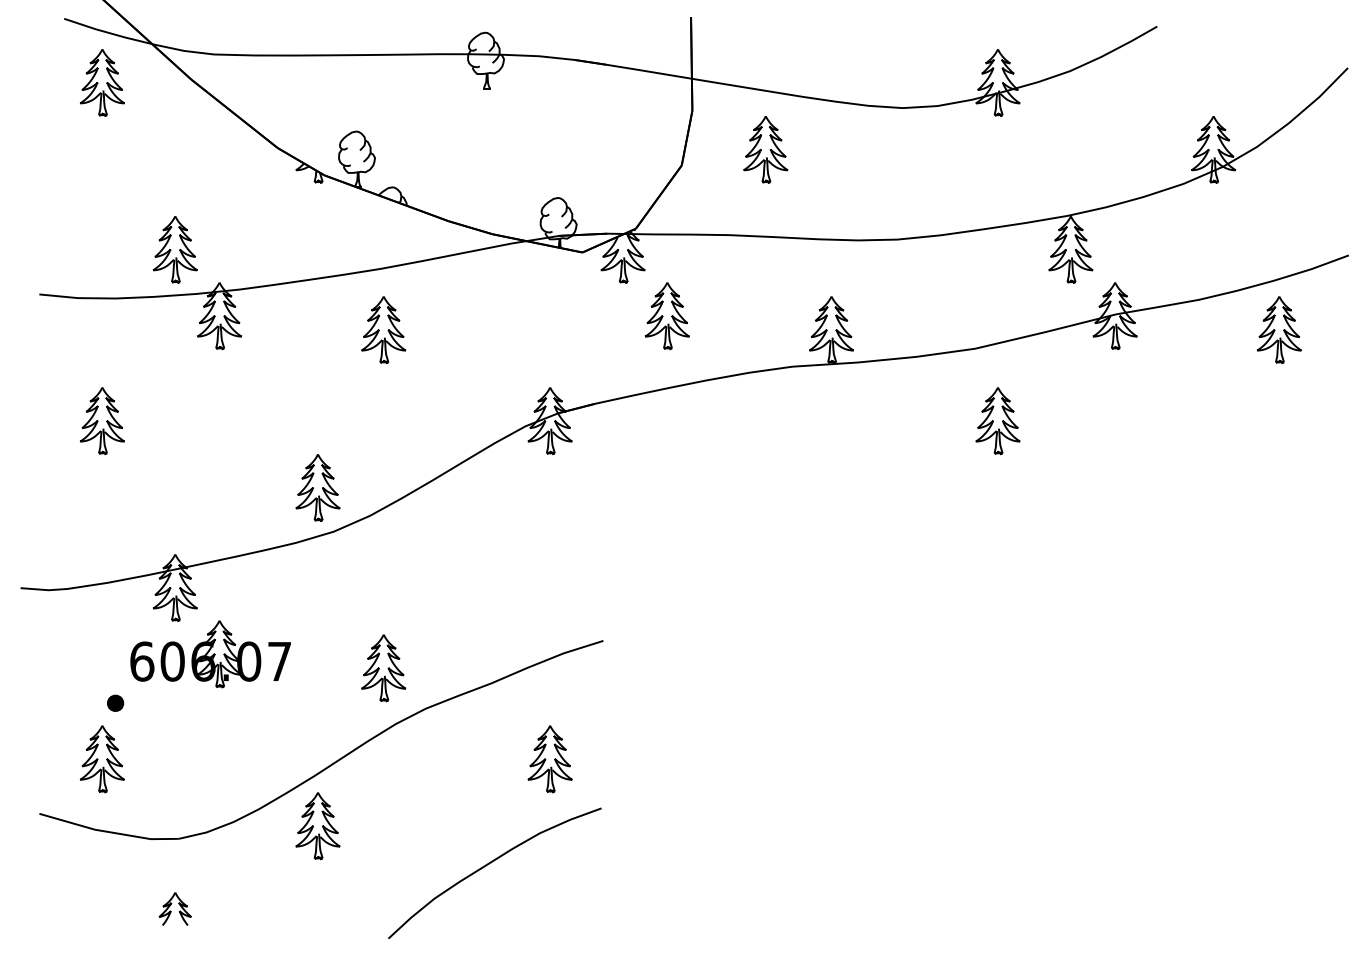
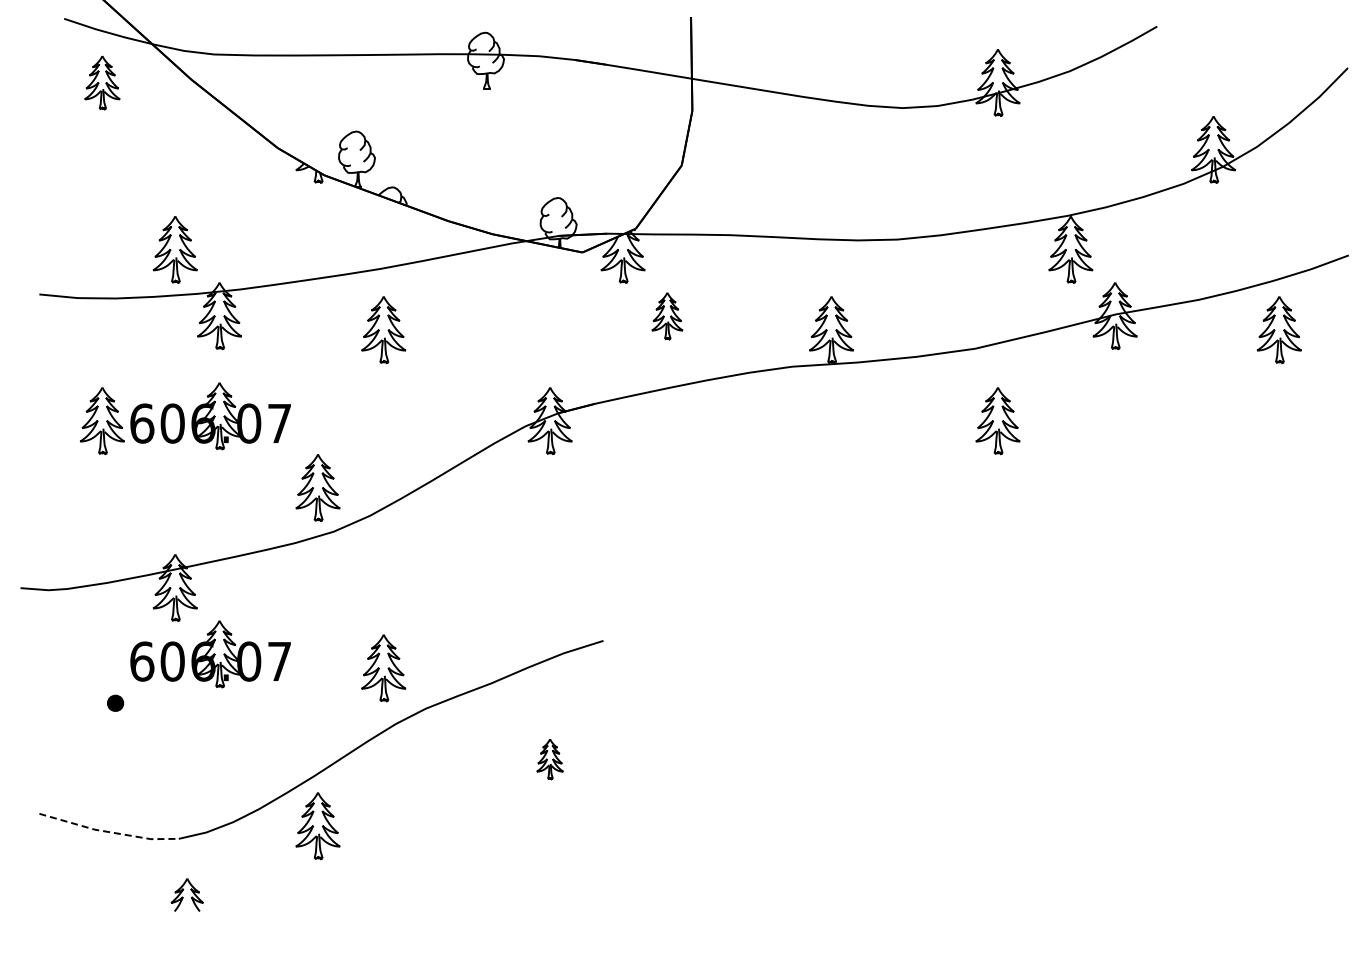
part size: 45x68 px -> 37x56 px (102, 82)
part: present -> none (765, 149)
part size: 45x69 px -> 33x49 px (667, 316)
part: none -> present (210, 416)
part: present -> none (102, 759)
part size: 46x69 px -> 28x42 px (549, 759)
line: solid -> dashed (108, 832)
curve: present -> none (489, 864)
part position: (174, 908) -> (186, 894) (186, 894)
